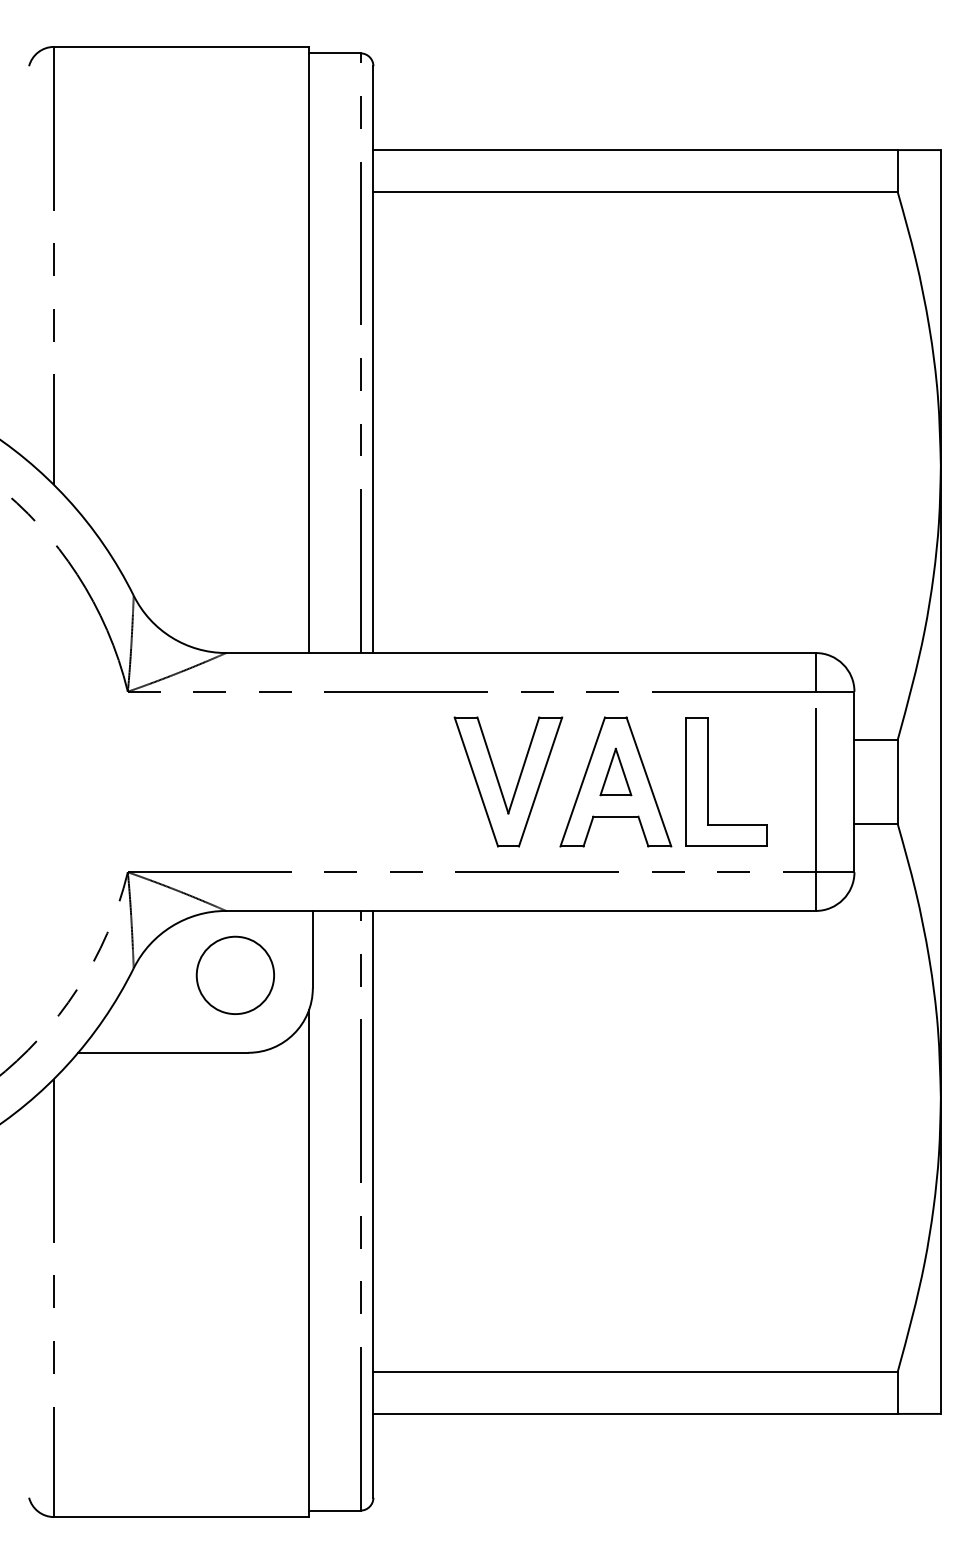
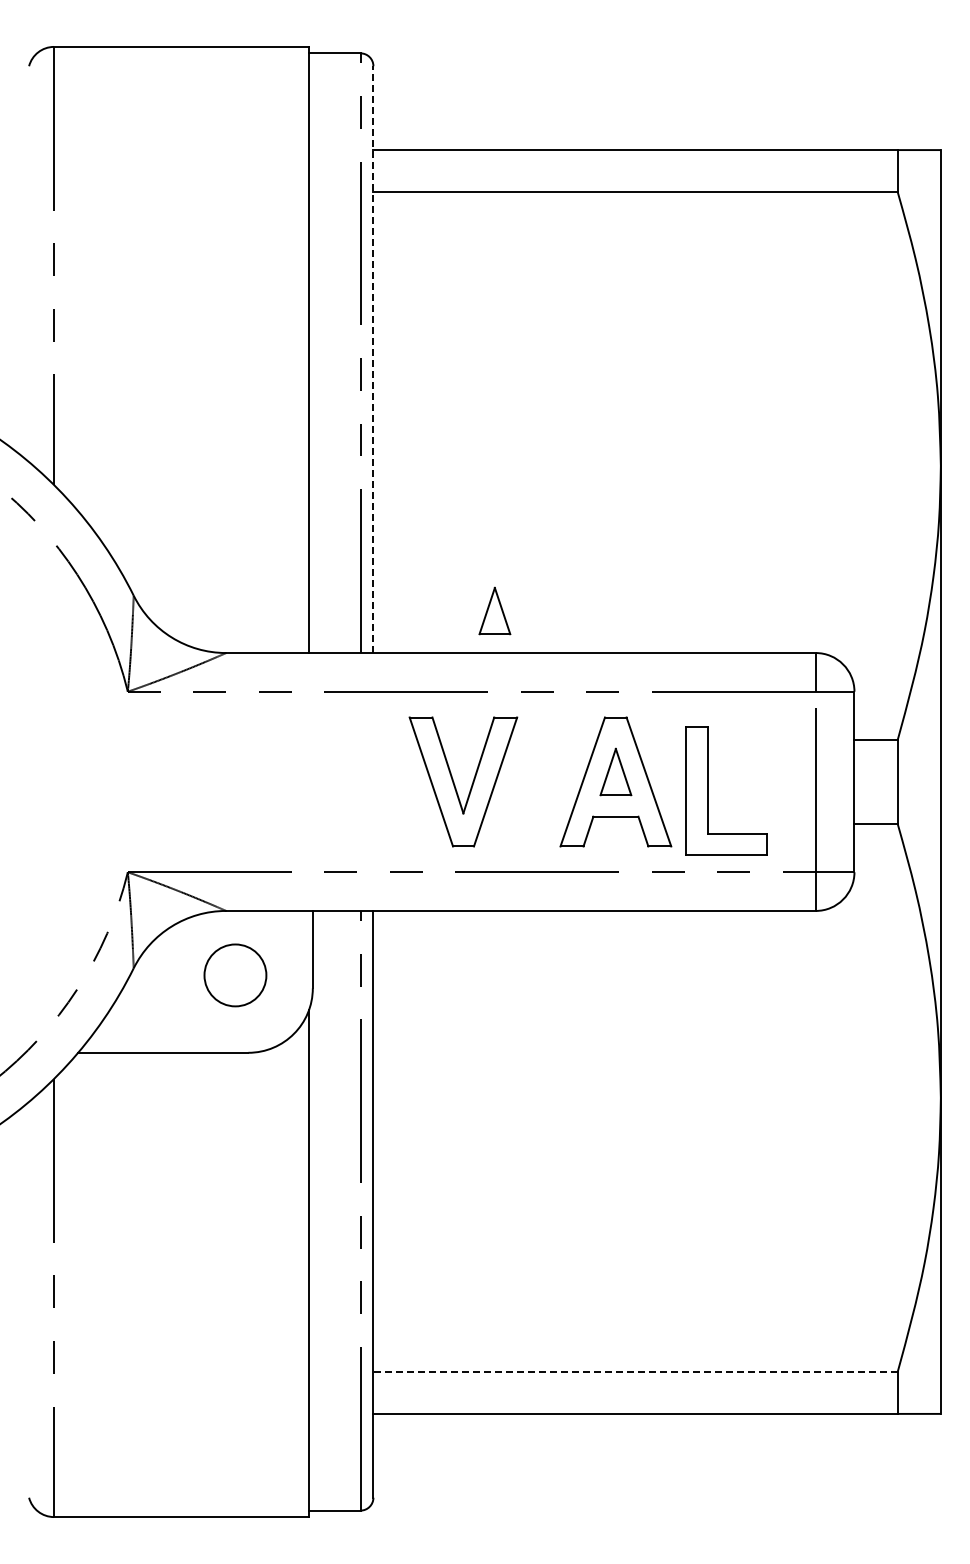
line: solid -> dashed (373, 359)
part: none -> present (494, 610)
part position: (708, 781) -> (708, 790) (708, 790)
part position: (516, 784) -> (471, 784) (471, 784)
circle diameter: 77 px -> 62 px (235, 975)
line: solid -> dashed (635, 1371)
